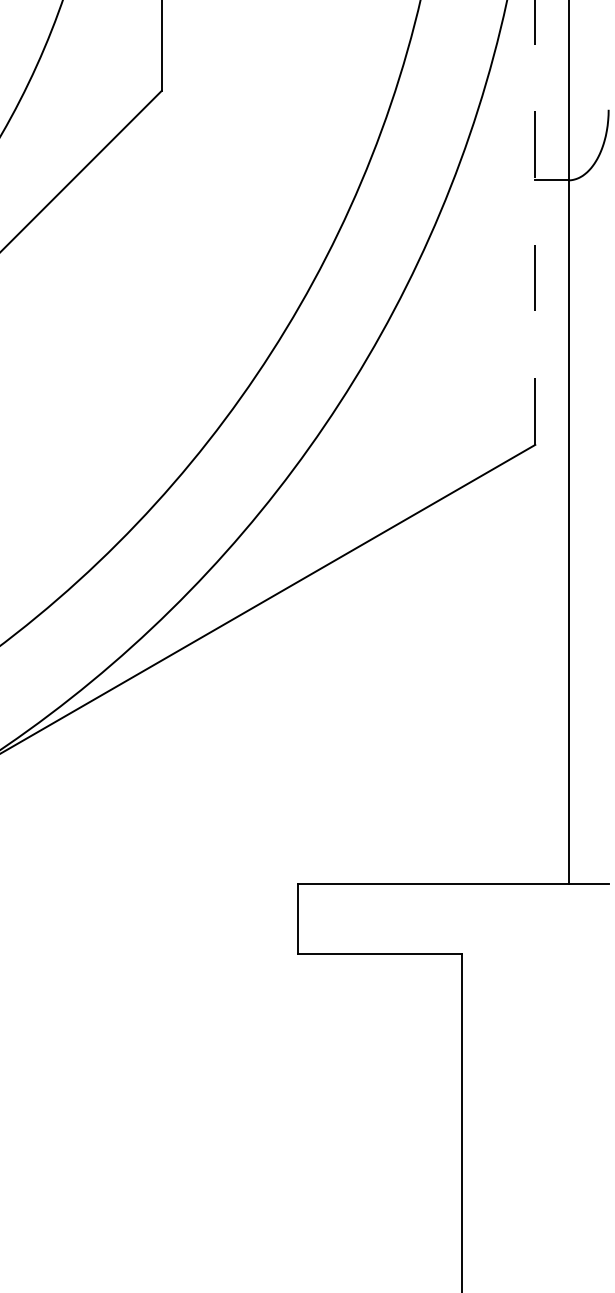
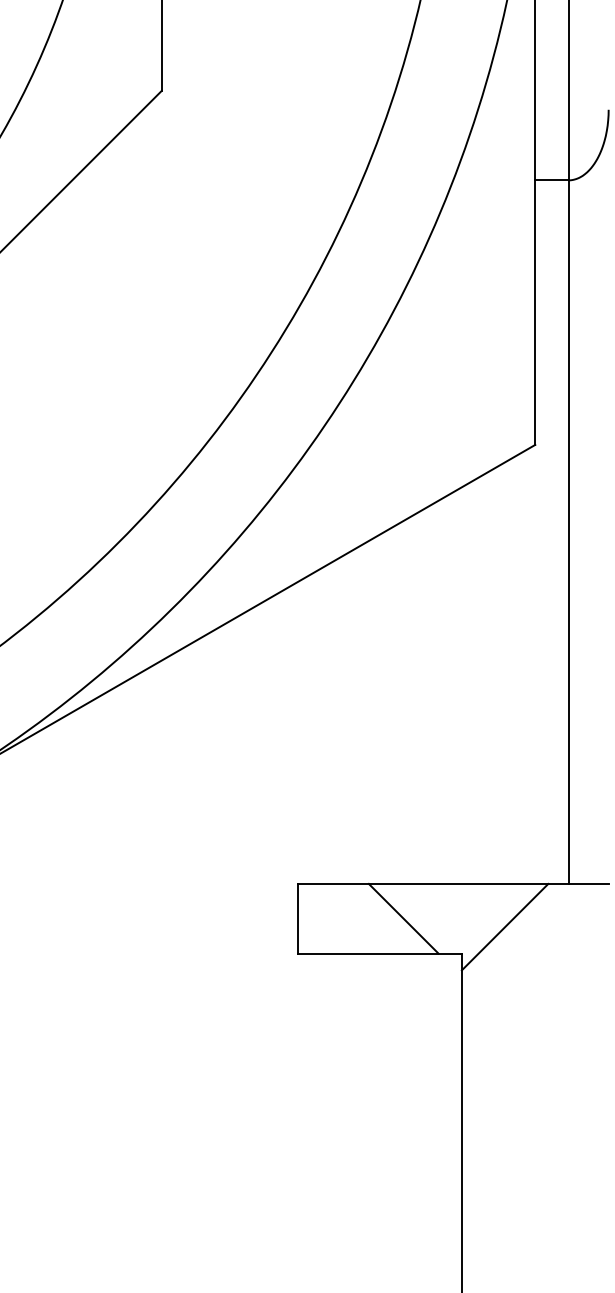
line: dashed -> solid (535, 222)
line: none -> present (403, 918)
line: none -> present (504, 926)
